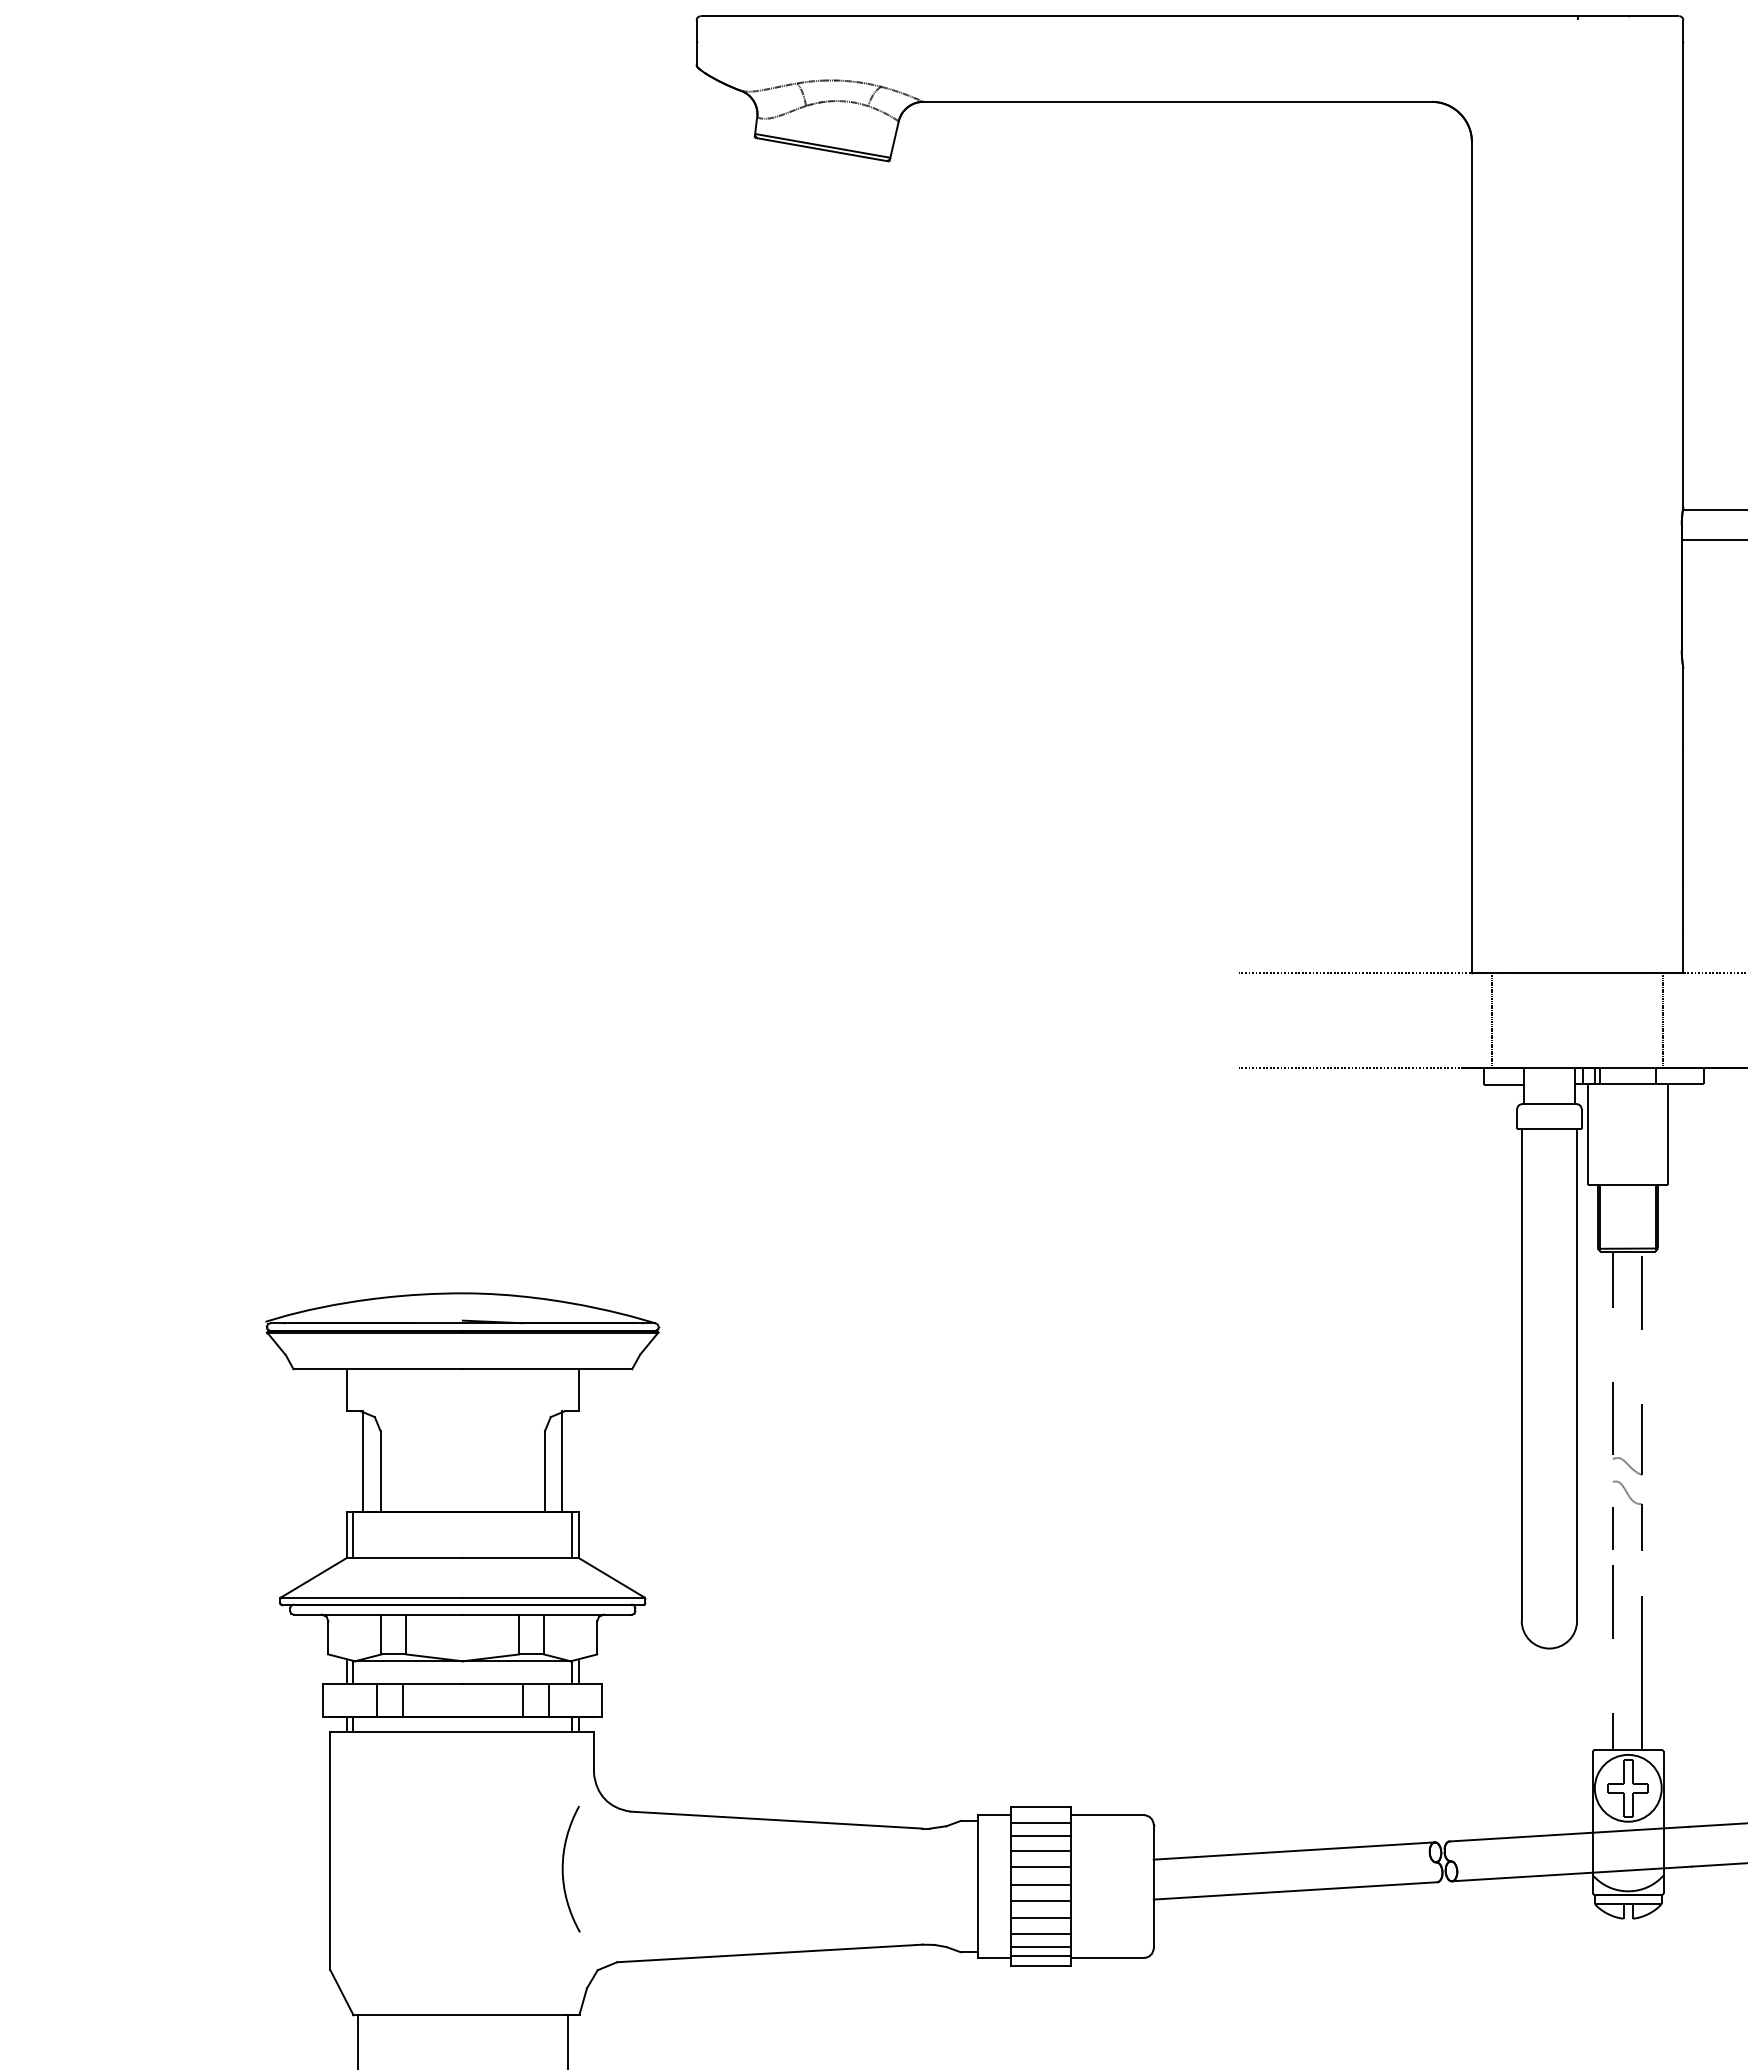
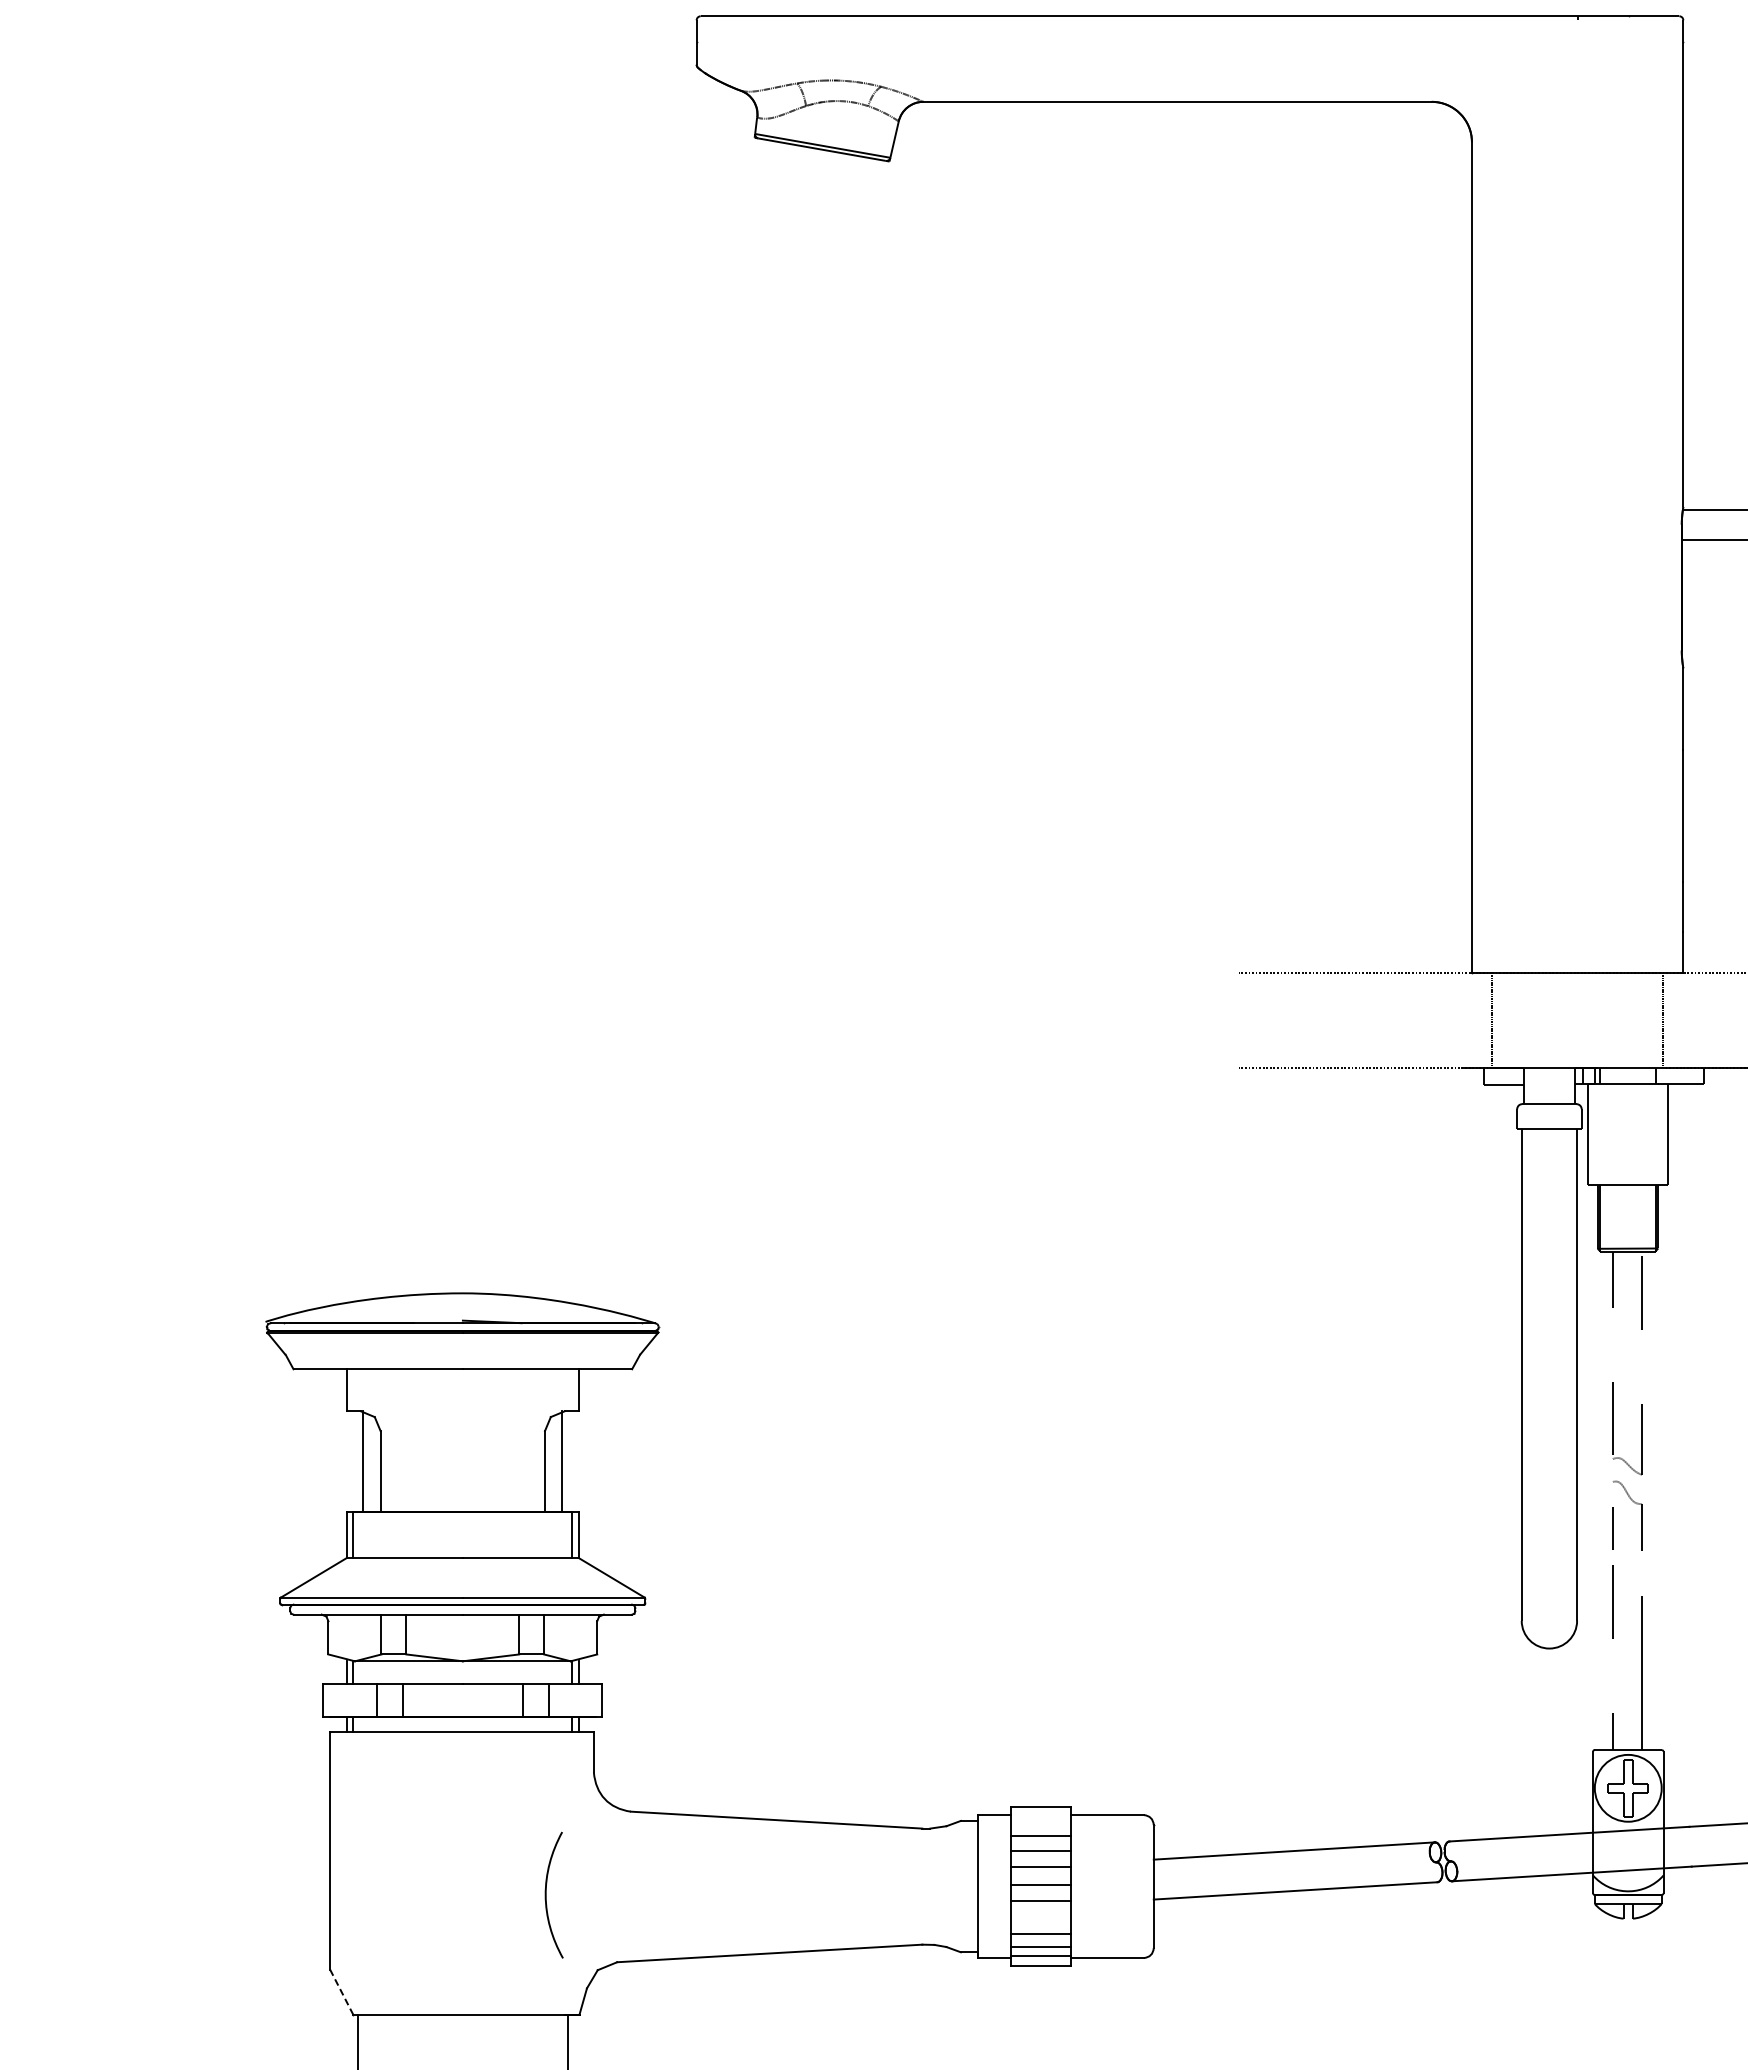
line: present -> none (1040, 1822)
curve position: (563, 1868) -> (546, 1894) (546, 1894)
line: present -> none (1040, 1917)
line: solid -> dashed (341, 1992)
